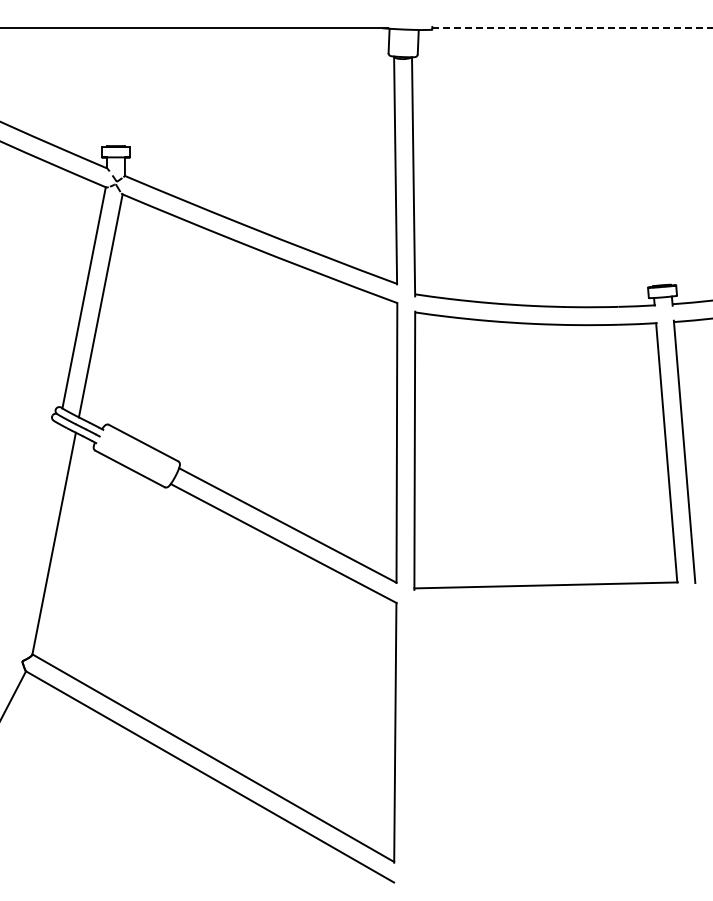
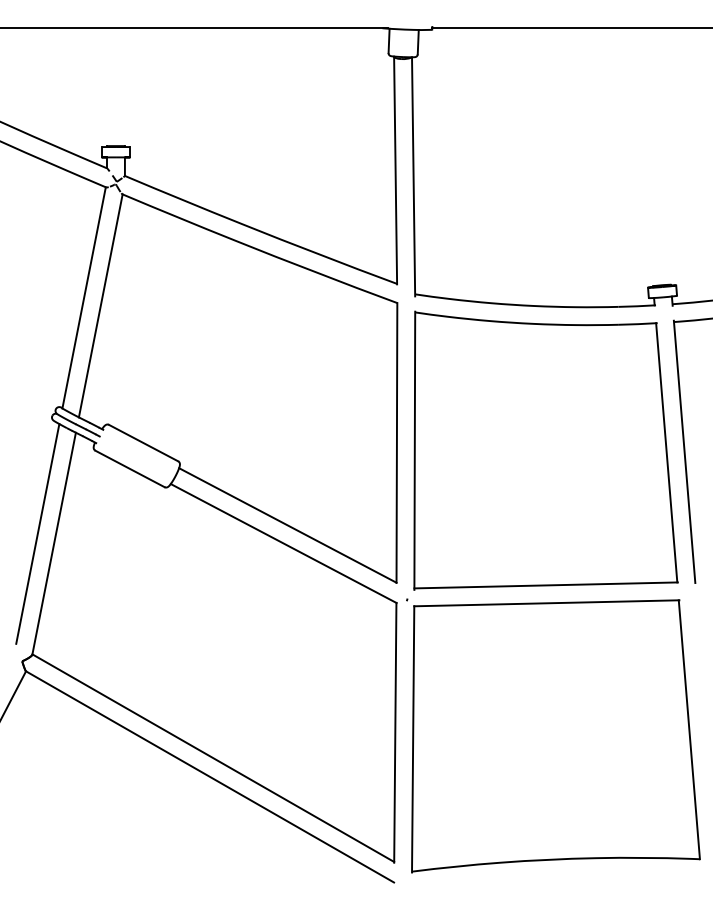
line: dashed -> solid (572, 28)
line: none -> present (37, 533)
part: none -> present (553, 735)
